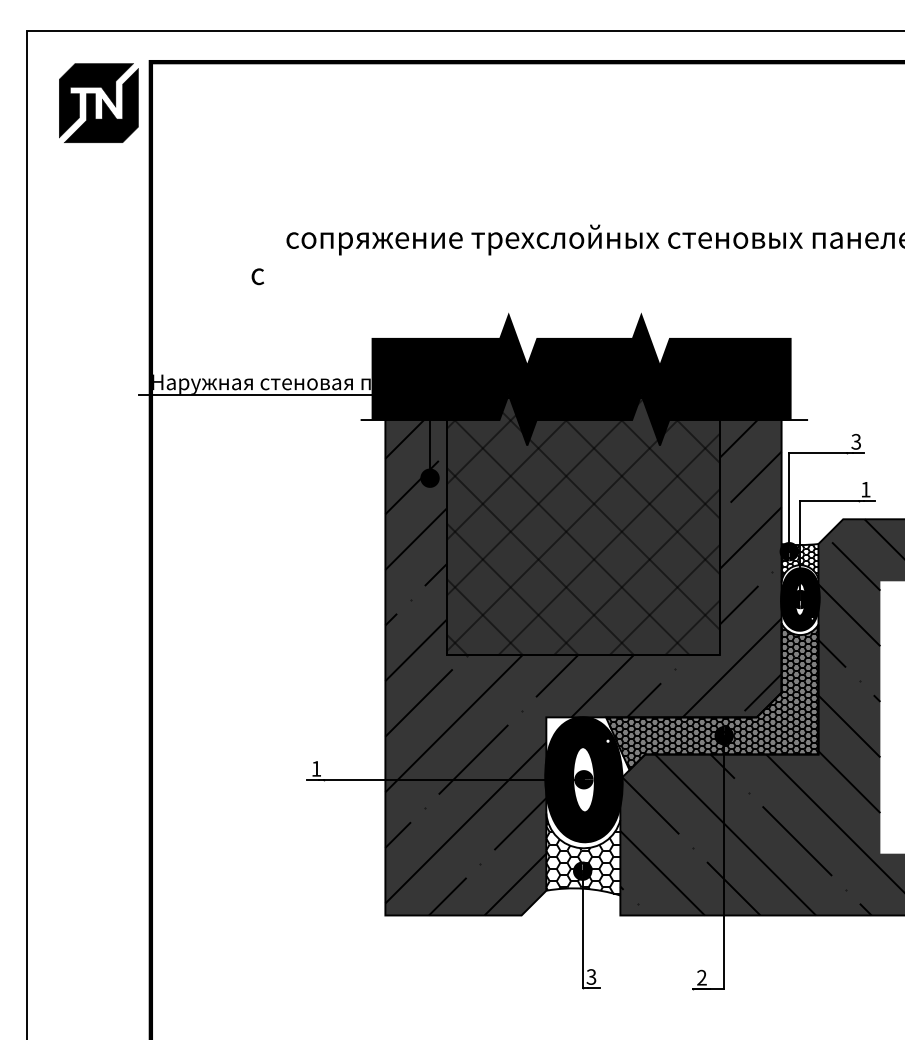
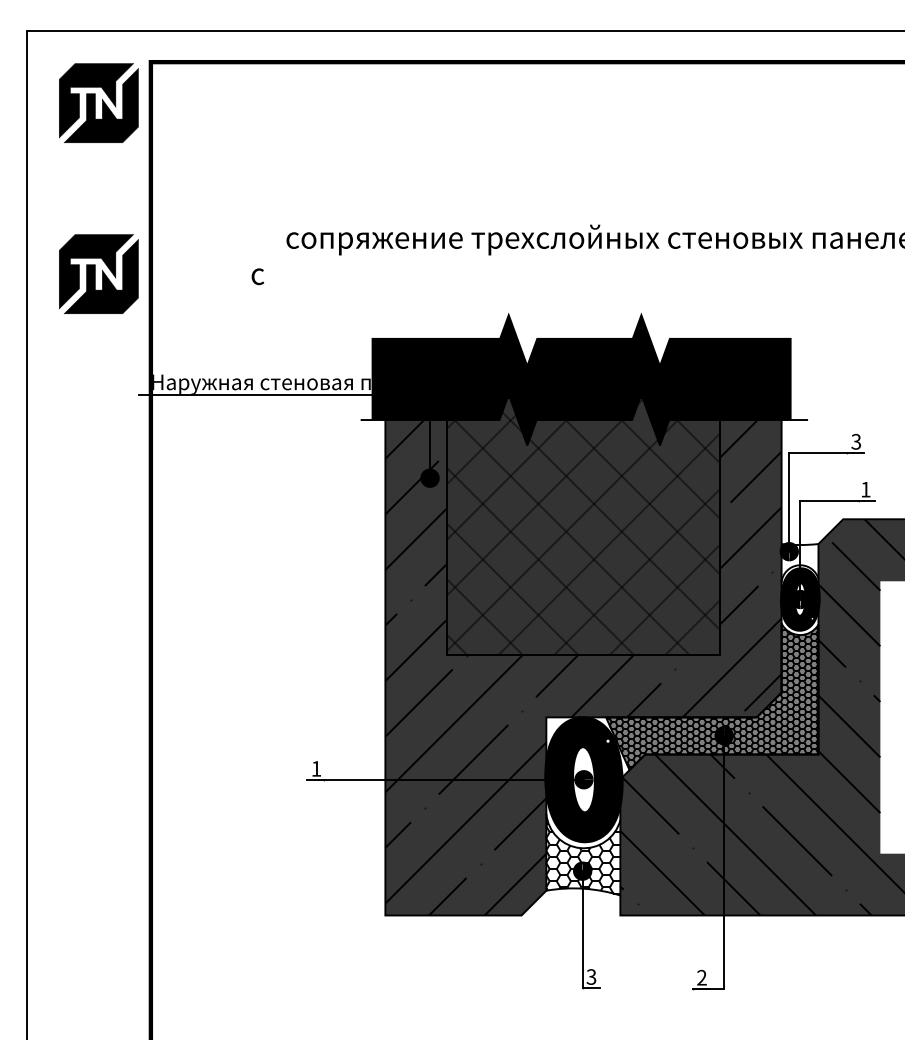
part: none -> present (98, 273)
hatch: present -> none (799, 563)
